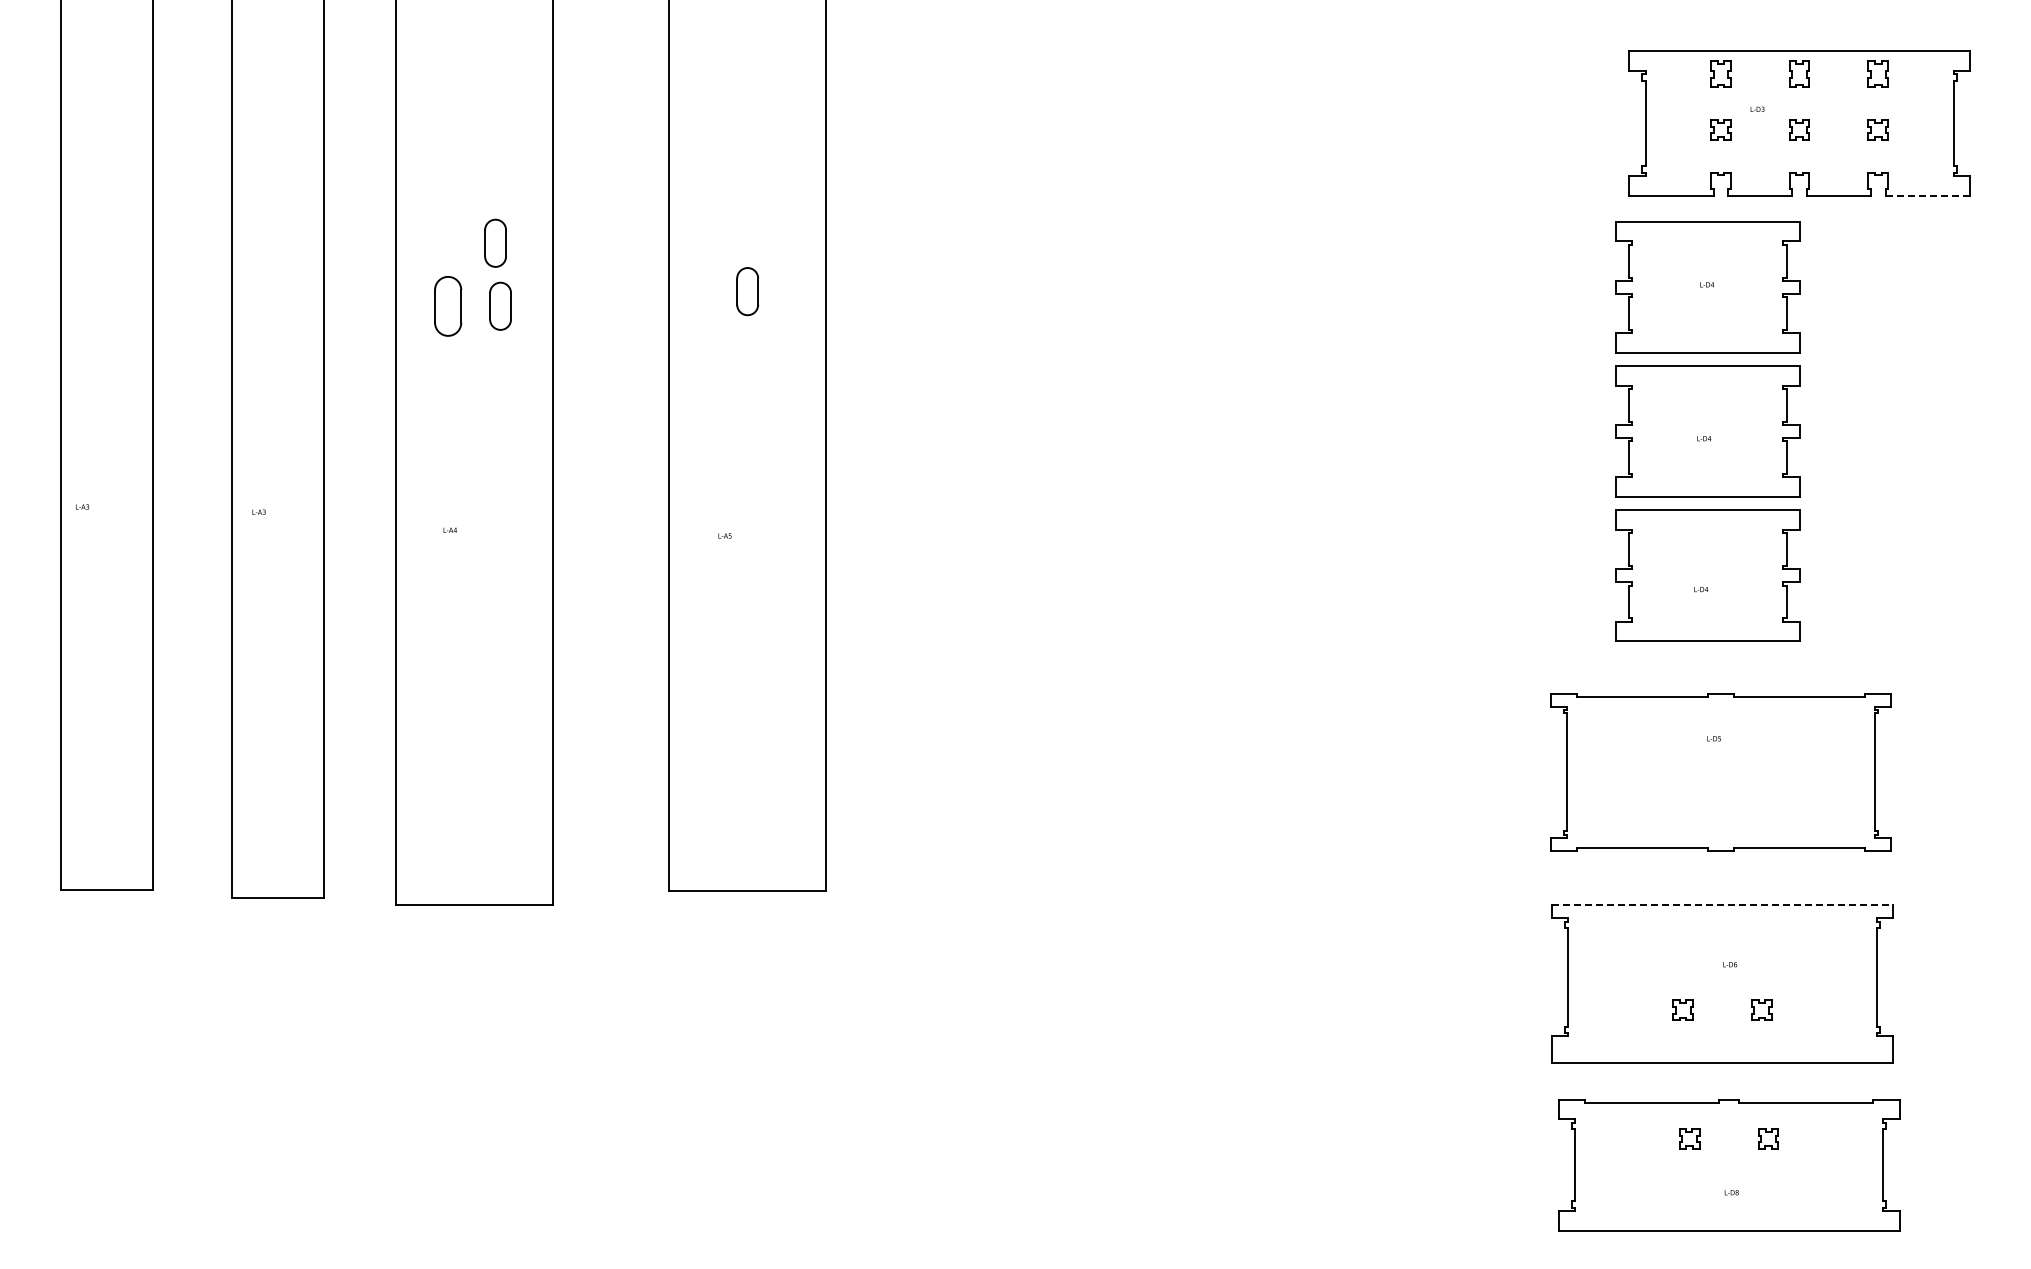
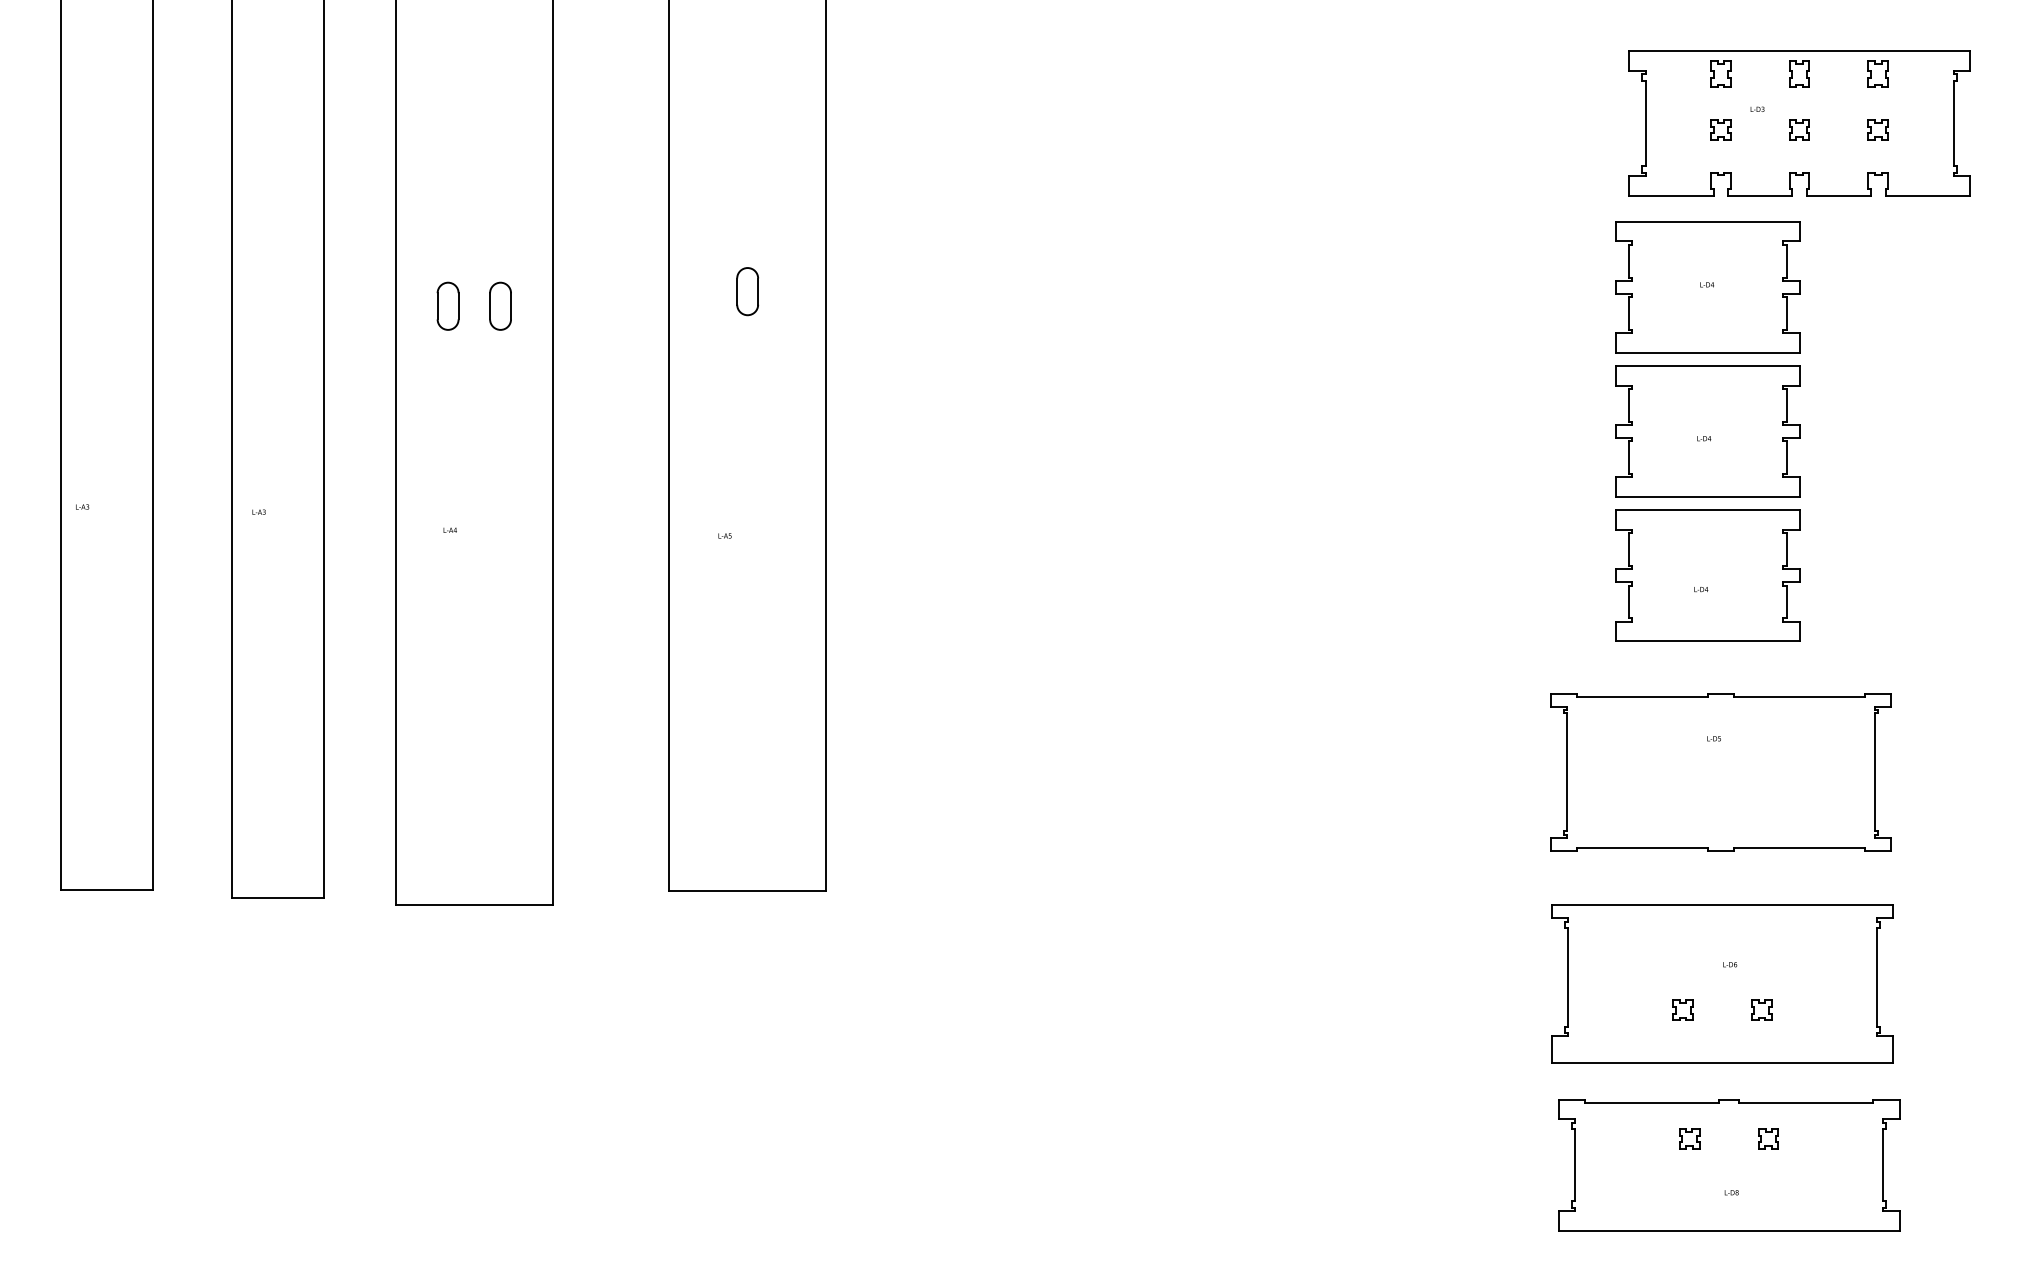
line: dashed -> solid (1927, 195)
part: present -> none (495, 242)
part size: 29x61 px -> 24x50 px (447, 305)
line: dashed -> solid (1722, 905)
